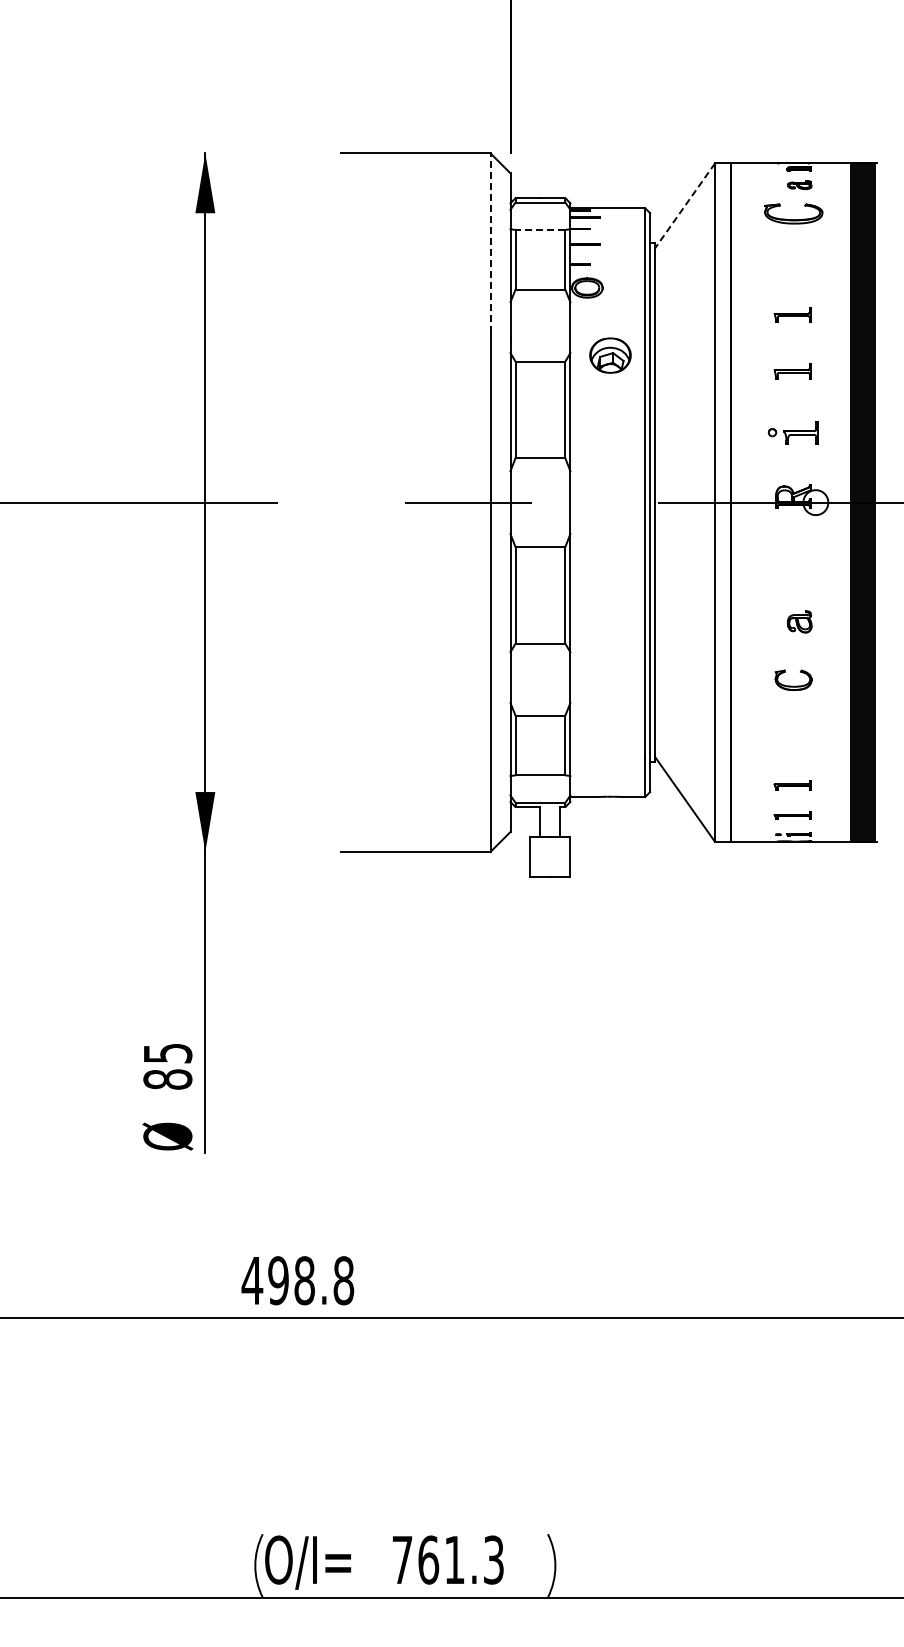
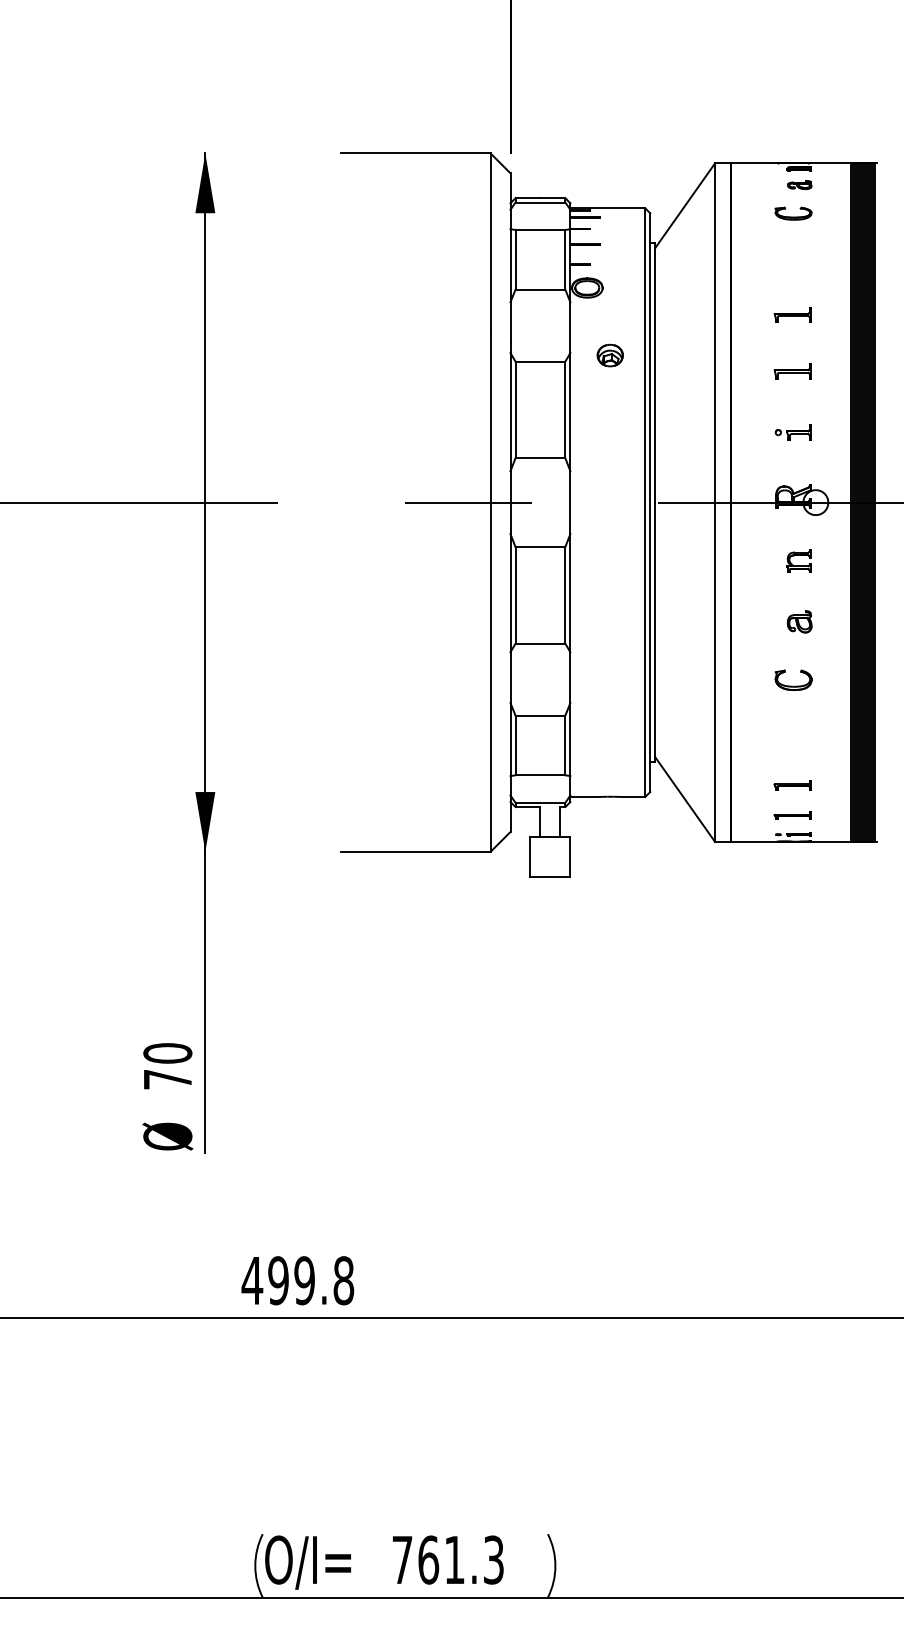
line: dashed -> solid (685, 205)
part size: 60x22 px -> 39x15 px (793, 213)
line: dashed -> solid (540, 229)
line: dashed -> solid (490, 243)
part size: 43x37 px -> 28x25 px (609, 355)
part size: 52x24 px -> 38x17 px (792, 432)
part: none -> present (798, 560)
text: 85 -> 70 (167, 1066)
text: 498.8 -> 499.8 (304, 1280)
